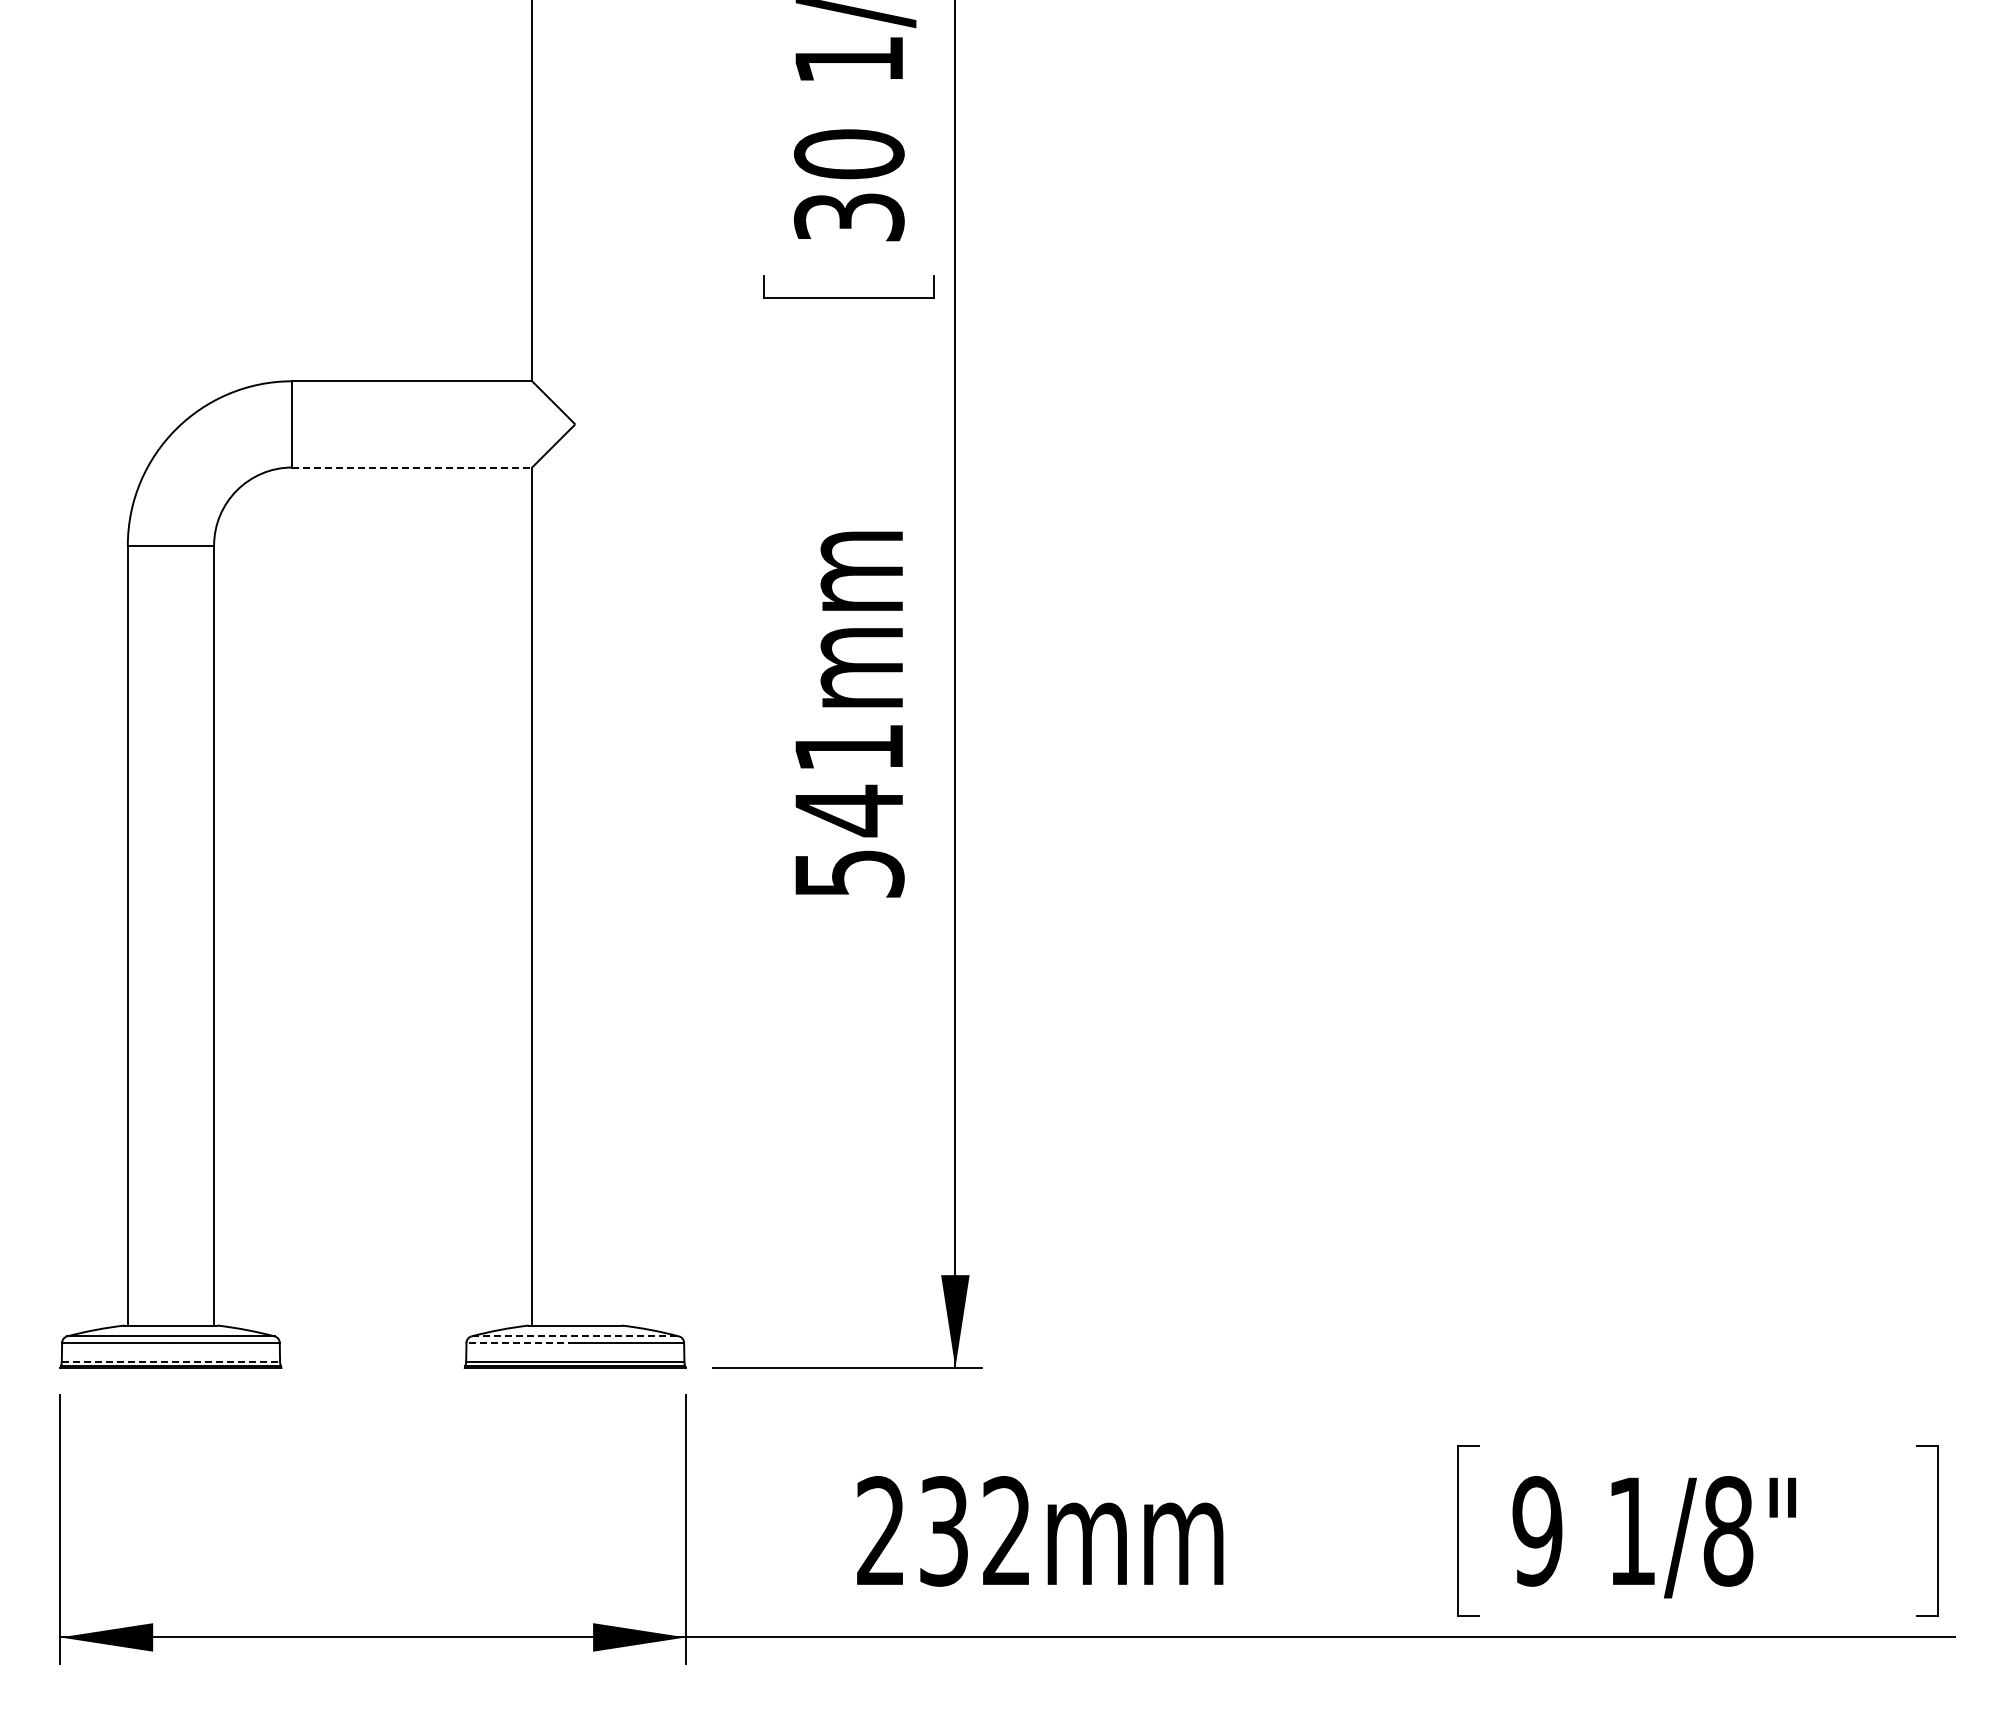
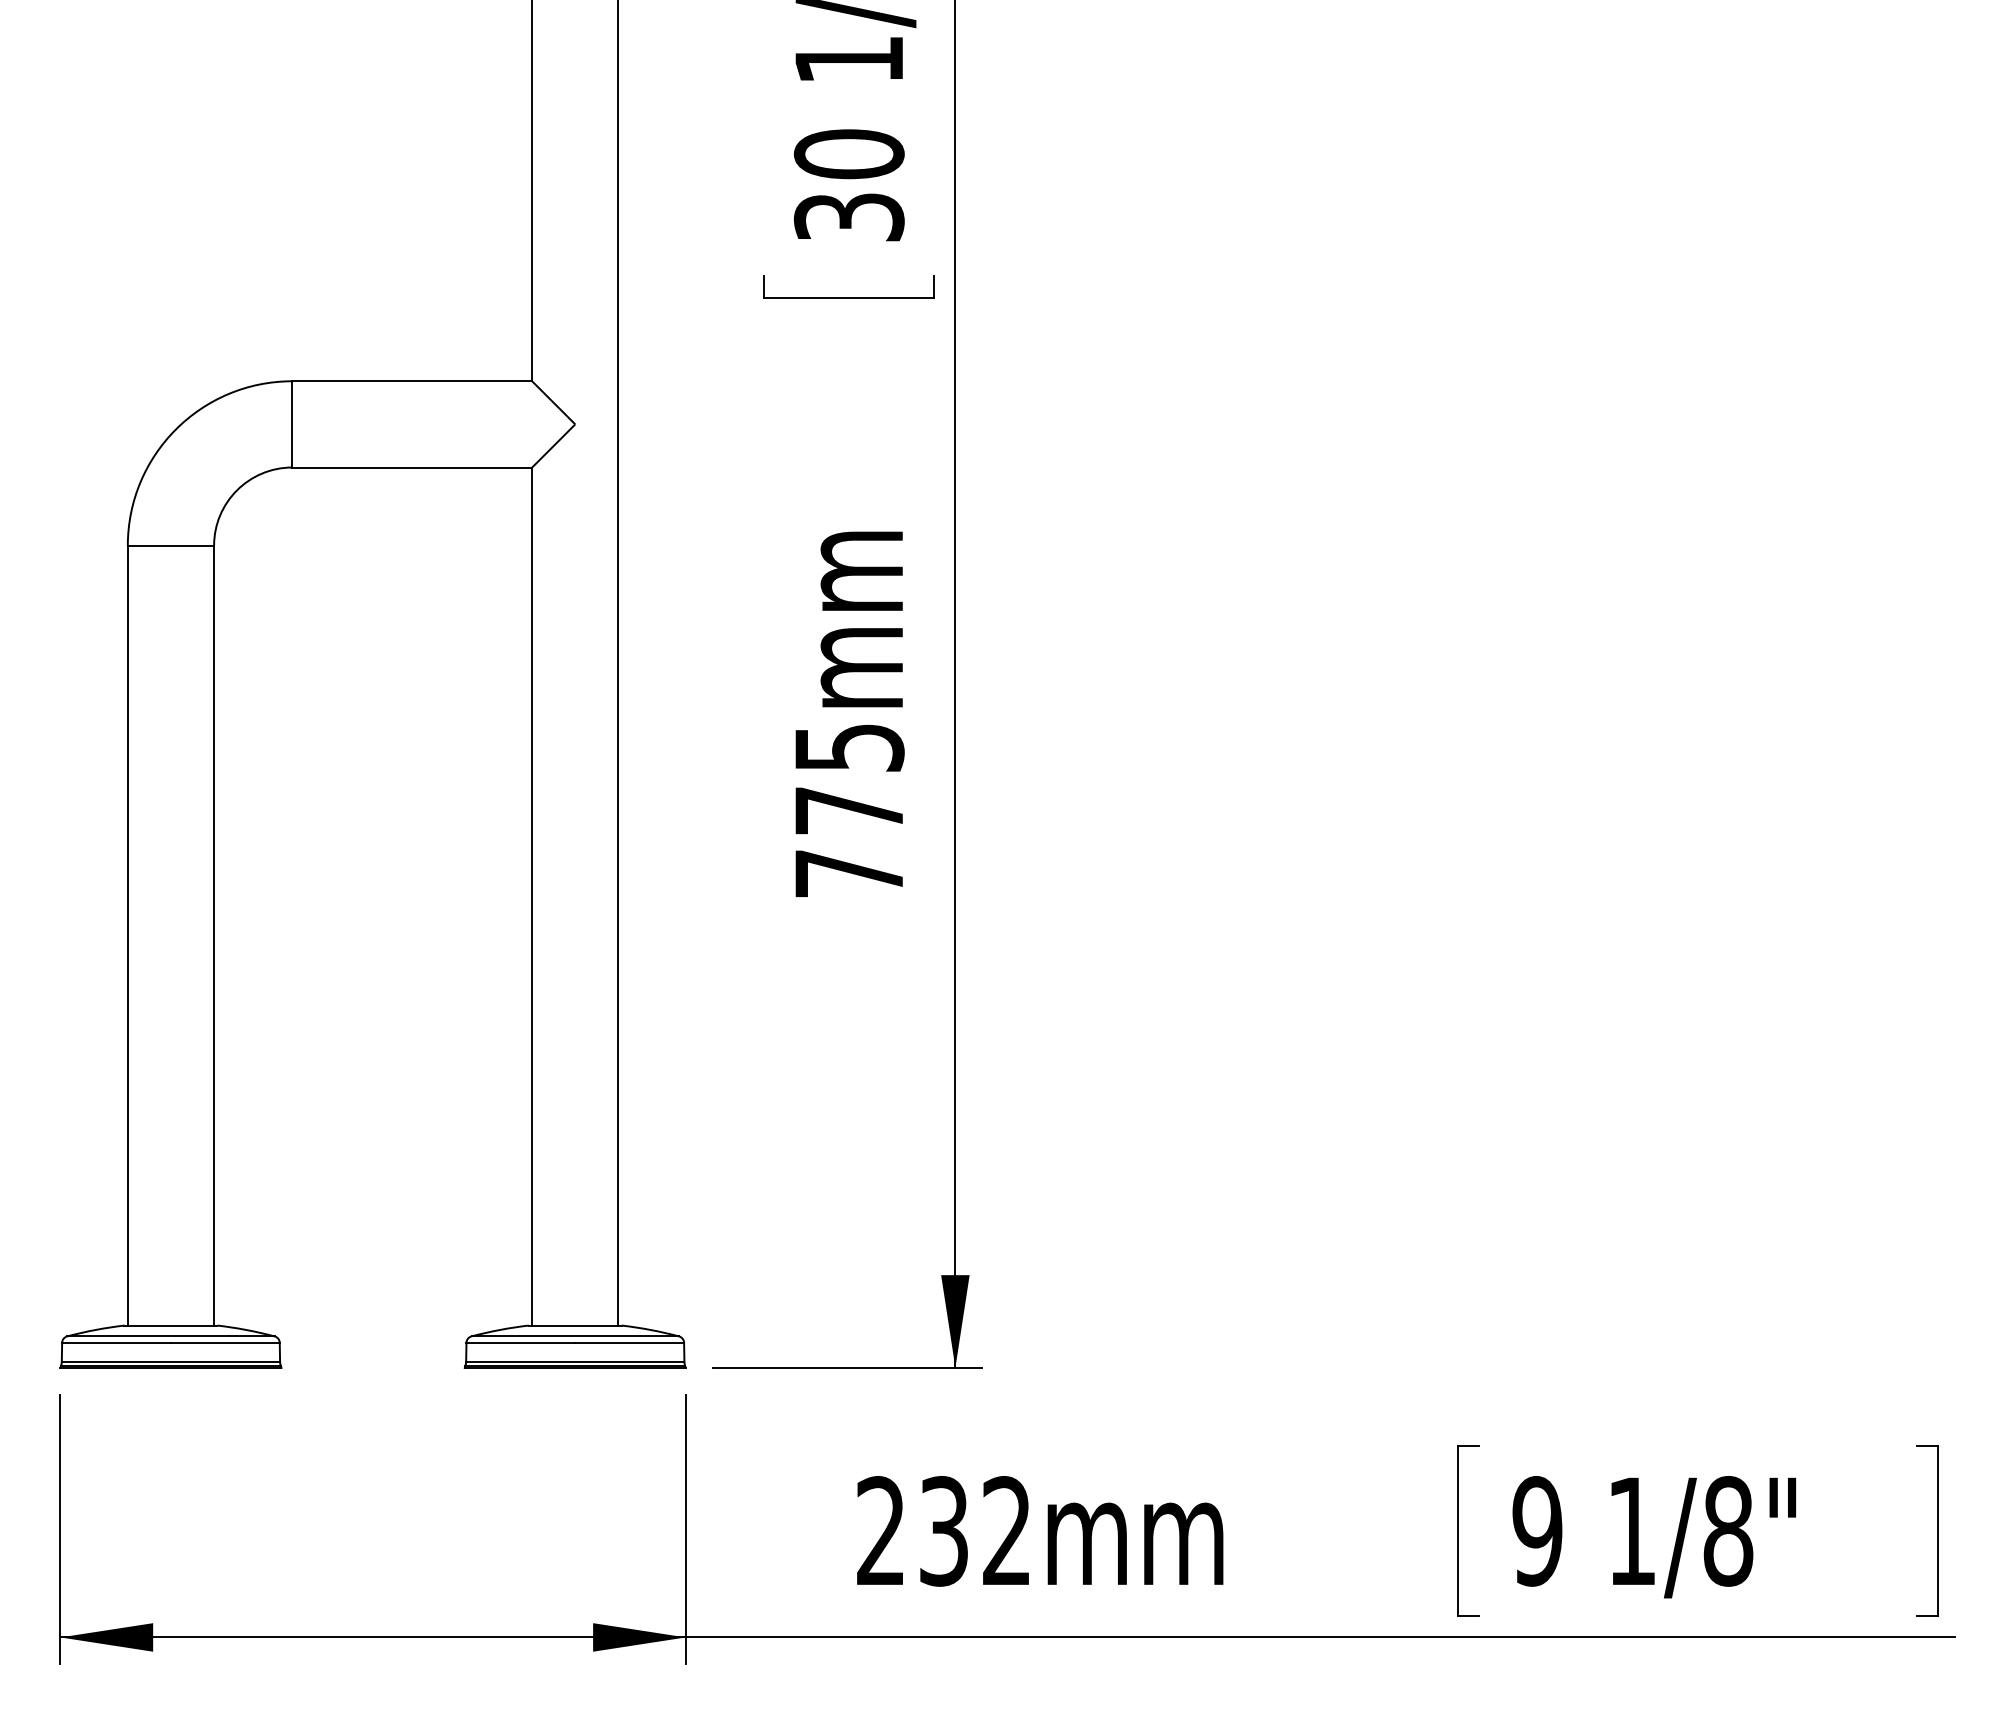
line: dashed -> solid (412, 467)
line: none -> present (618, 663)
text: 541mm -> 775mm (849, 810)
line: dashed -> solid (575, 1336)
line: dashed -> solid (520, 1342)
line: dashed -> solid (171, 1361)
